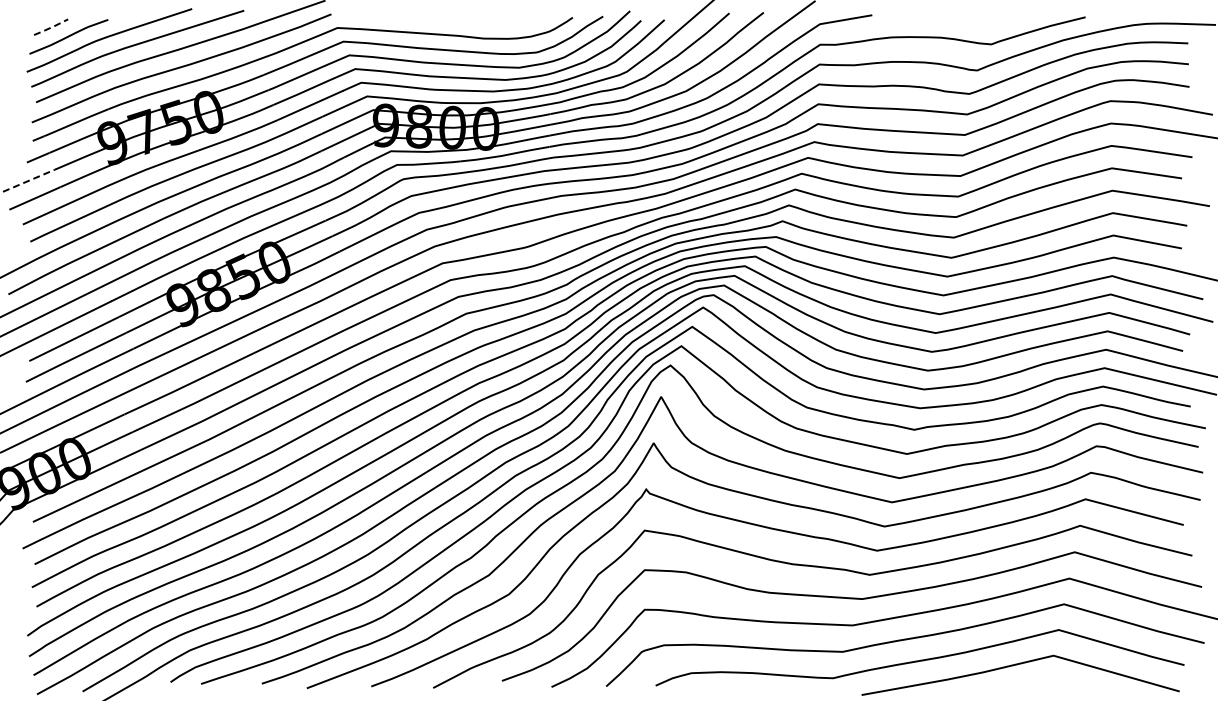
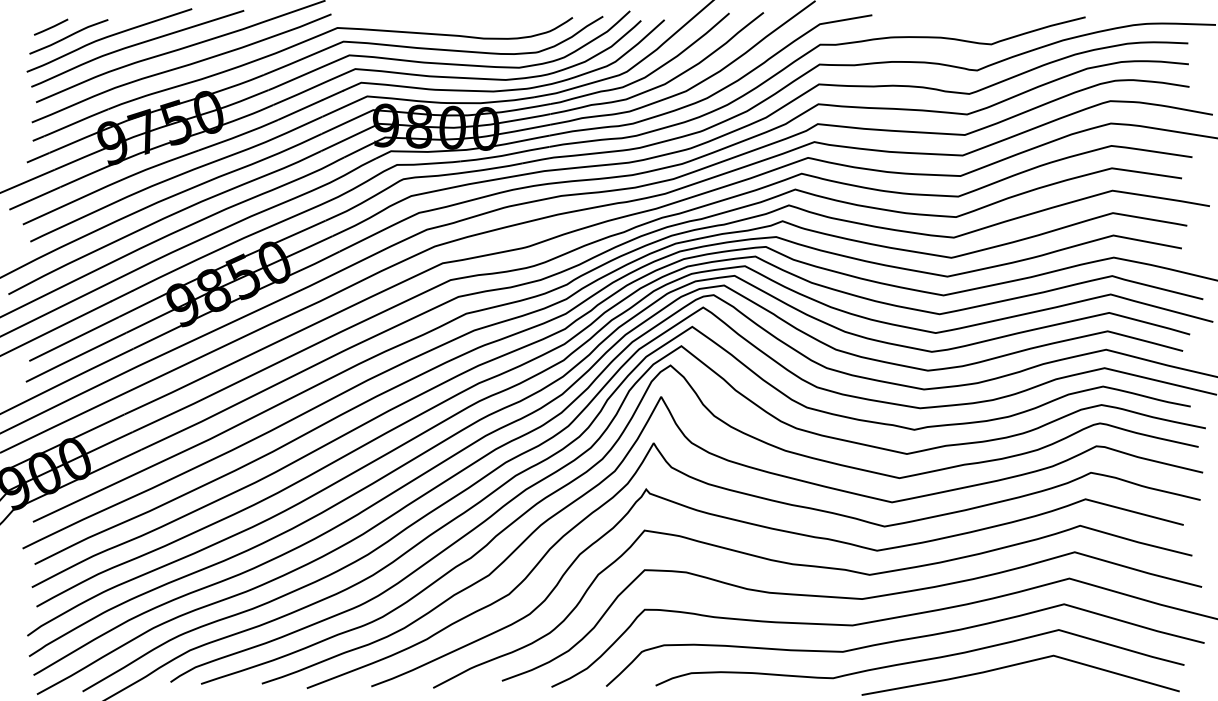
line: dashed -> solid (51, 27)
line: dashed -> solid (27, 181)
